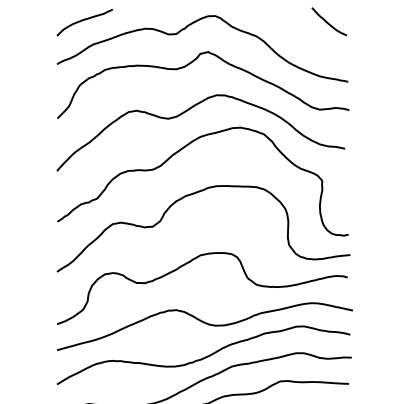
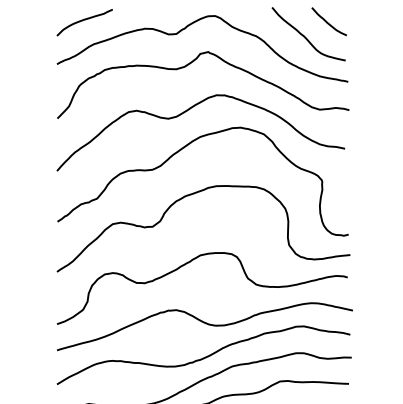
curve: none -> present (305, 36)
